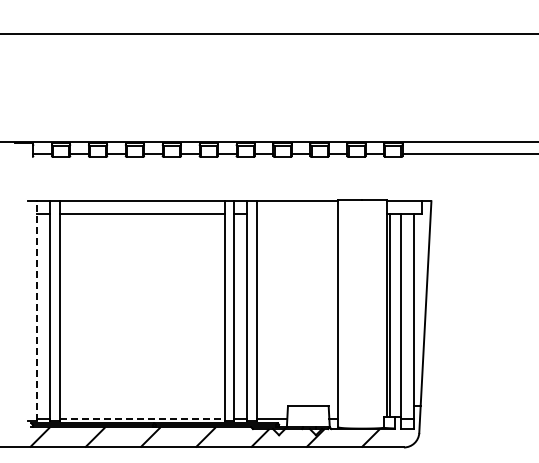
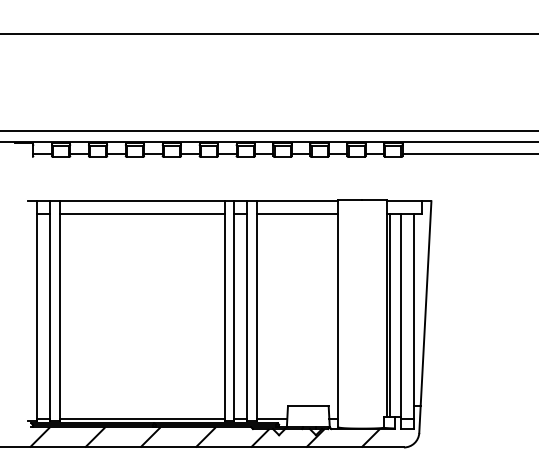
line: none -> present (268, 130)
line: none -> present (296, 213)
line: dashed -> solid (36, 311)
line: dashed -> solid (142, 418)
